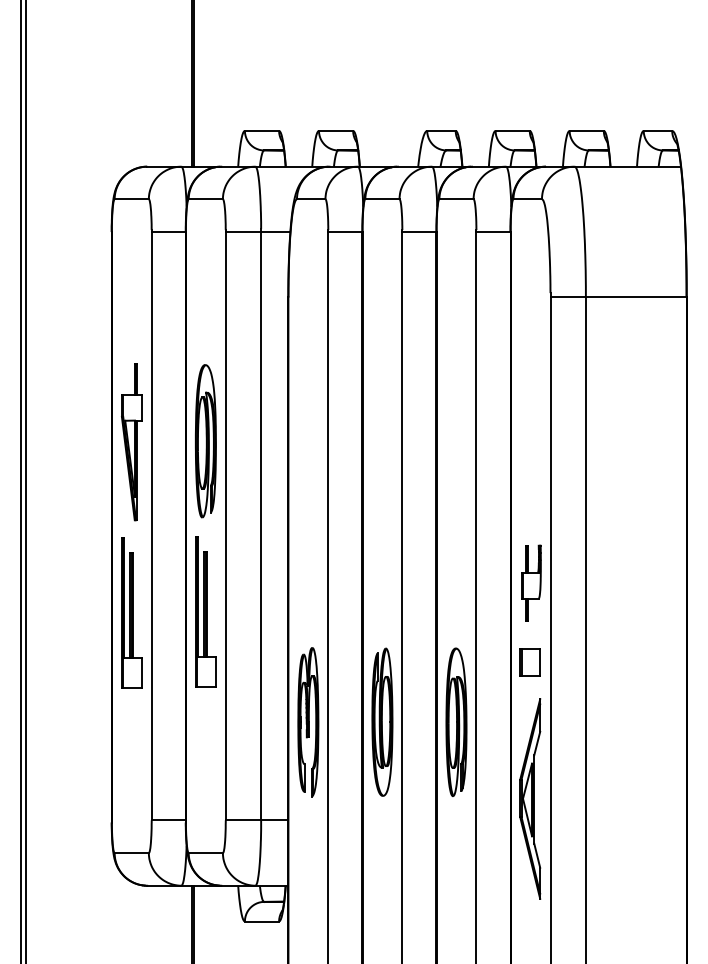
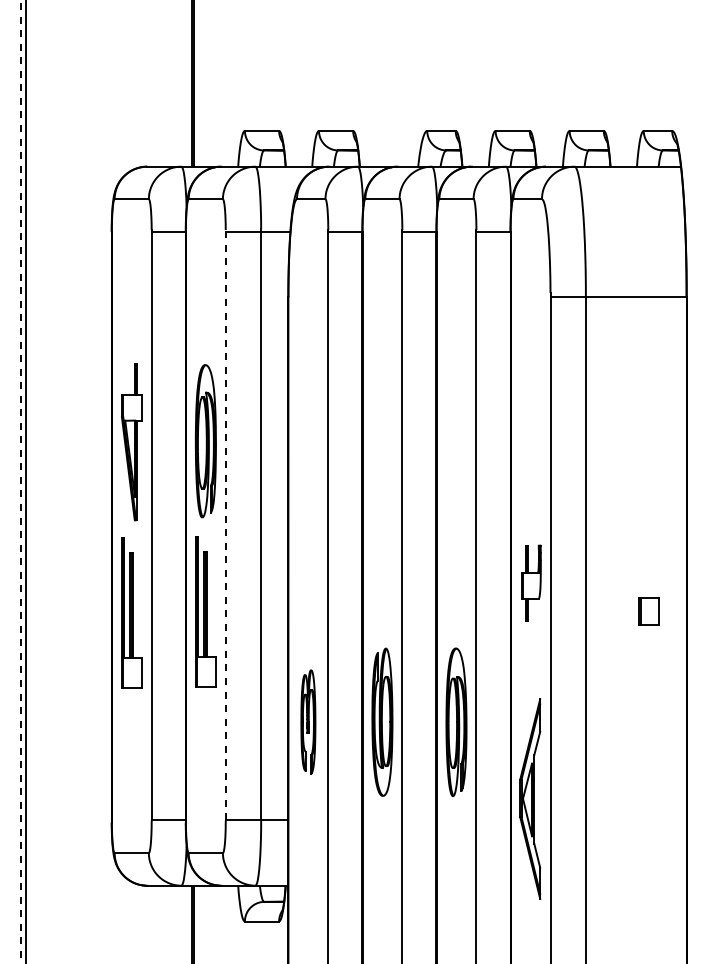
line: solid -> dashed (21, 482)
line: solid -> dashed (225, 524)
part position: (529, 662) -> (648, 611) (648, 611)
part size: 23x151 px -> 17x106 px (308, 721)
